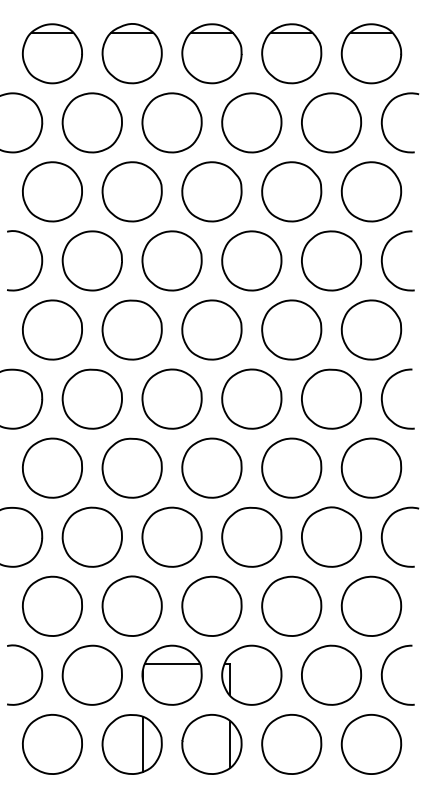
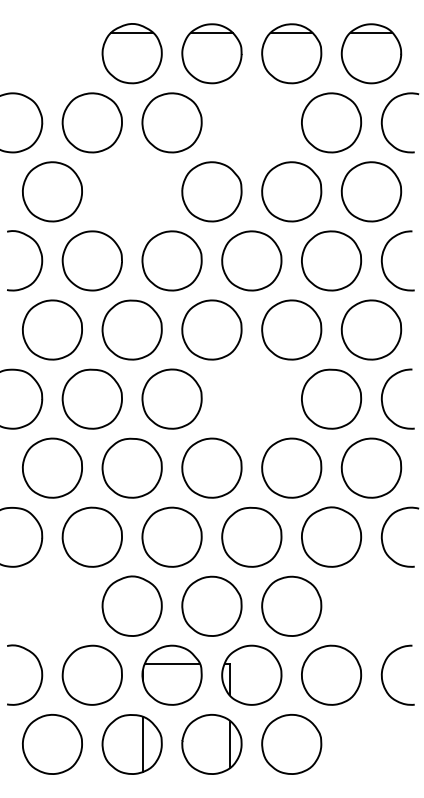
part: present -> none (52, 53)
part: present -> none (251, 122)
part: present -> none (131, 191)
part: present -> none (251, 398)
part: present -> none (52, 605)
part: present -> none (371, 605)
part: present -> none (371, 744)
